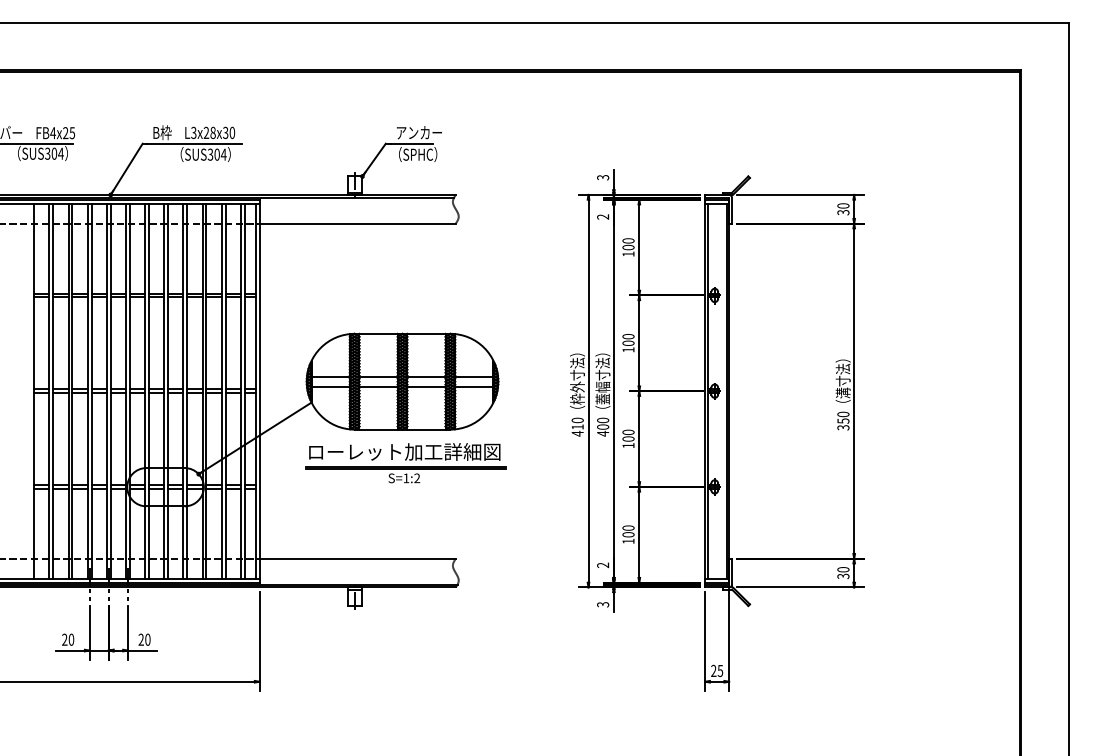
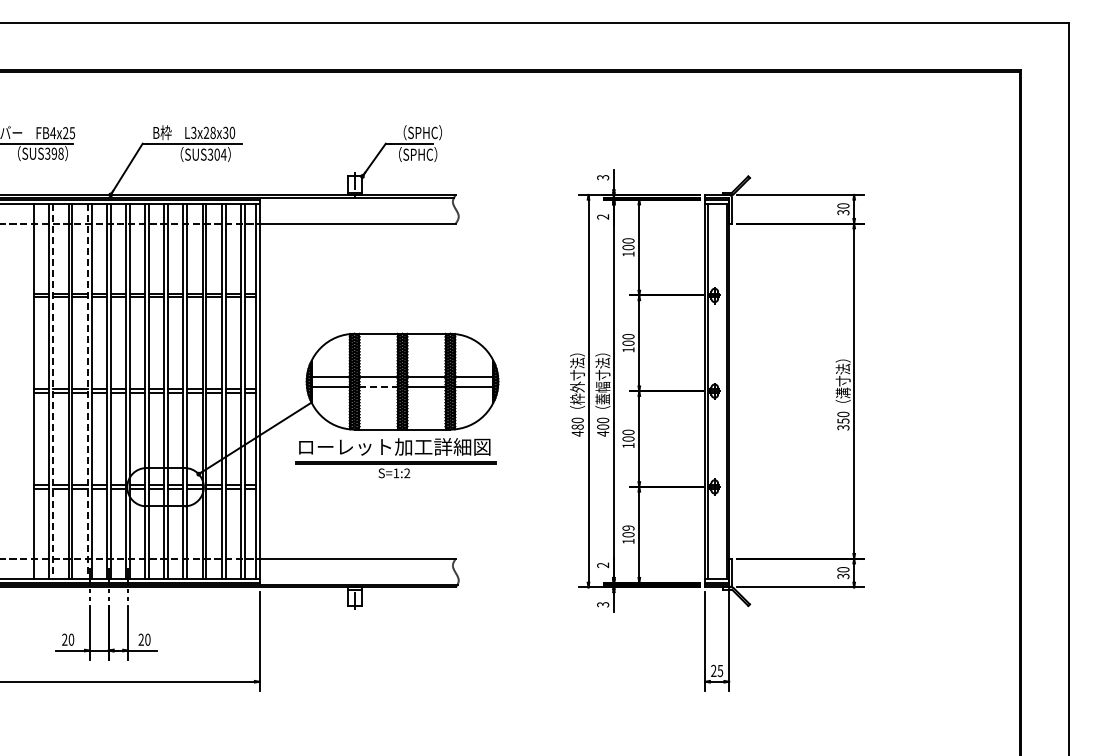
text: アンカー -> （SPHC） (418, 132)
text: SUS304 -> SUS398 (57, 153)
line: solid -> dashed (379, 386)
line: solid -> dashed (53, 391)
line: solid -> dashed (87, 391)
text: 410 -> 480 (577, 426)
part position: (405, 463) -> (395, 458) (395, 458)
text: 100 -> 109 (628, 527)
